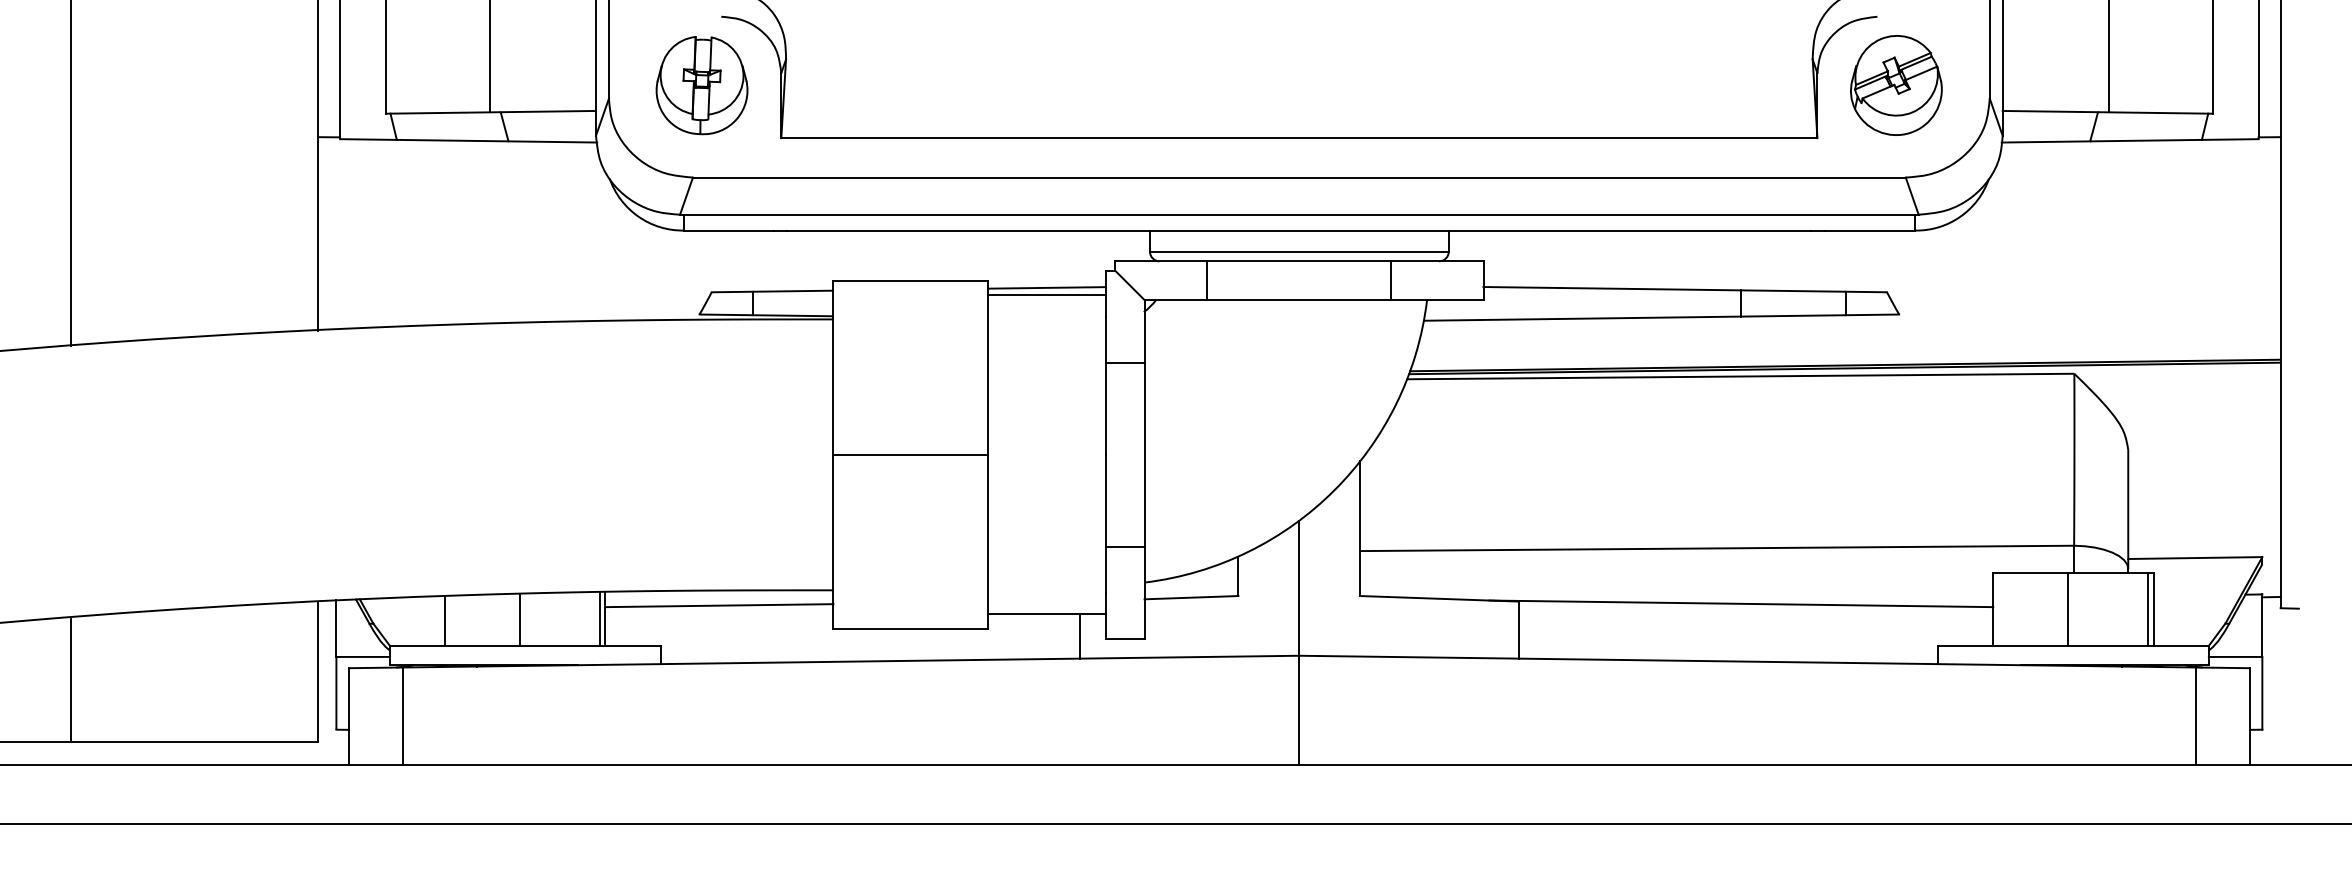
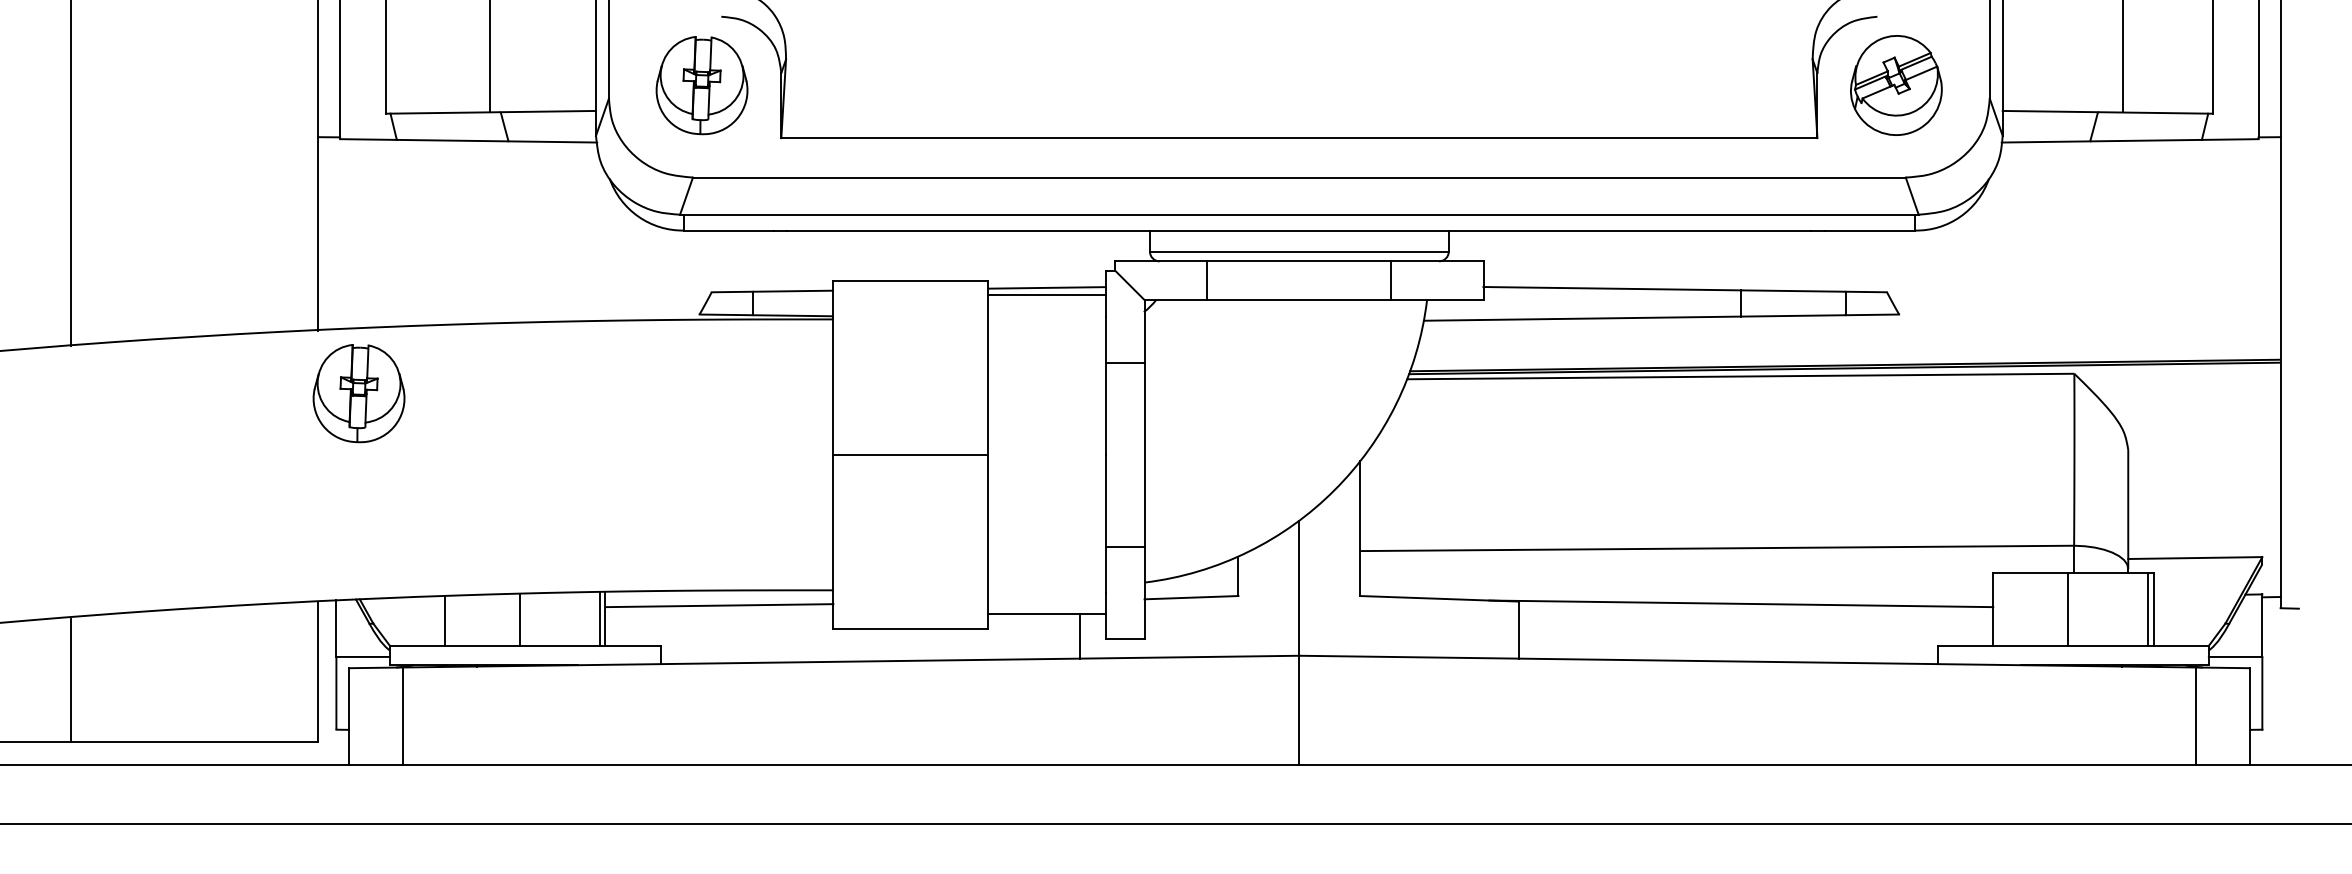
line position: (2108, 57) -> (2122, 57) (2122, 57)
part: none -> present (358, 393)
